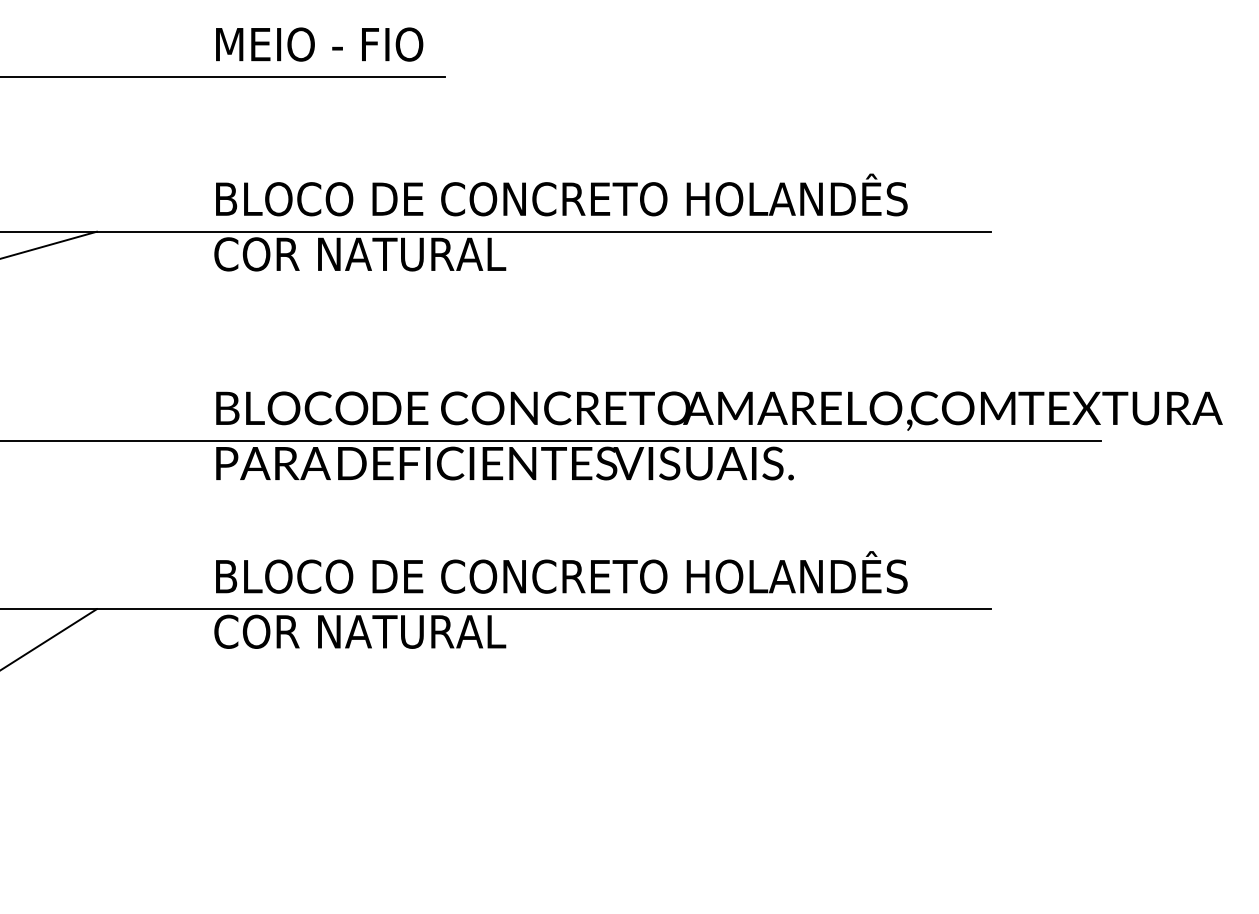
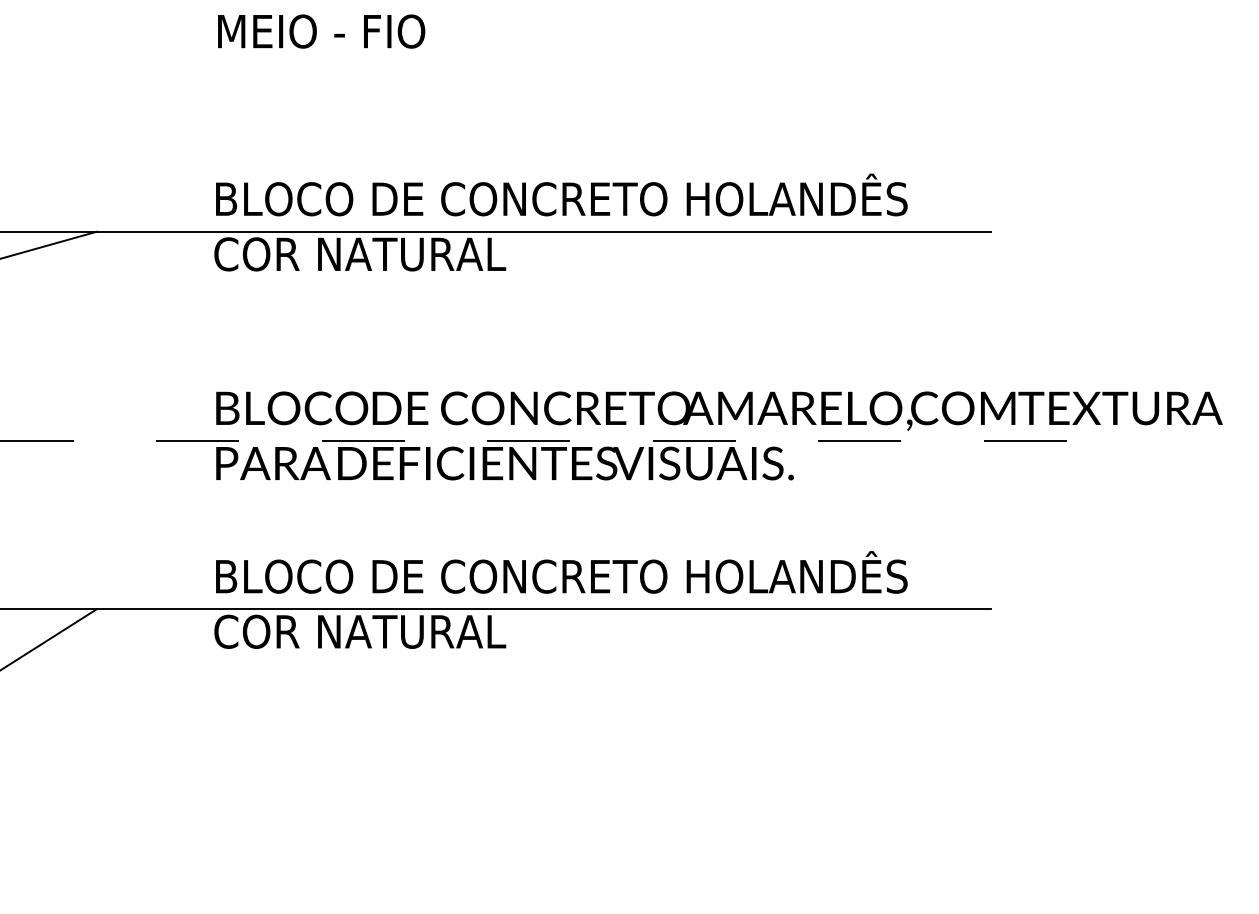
text position: (319, 44) -> (321, 31) (321, 31)
line: present -> none (223, 77)
line: solid -> dashed (550, 440)
